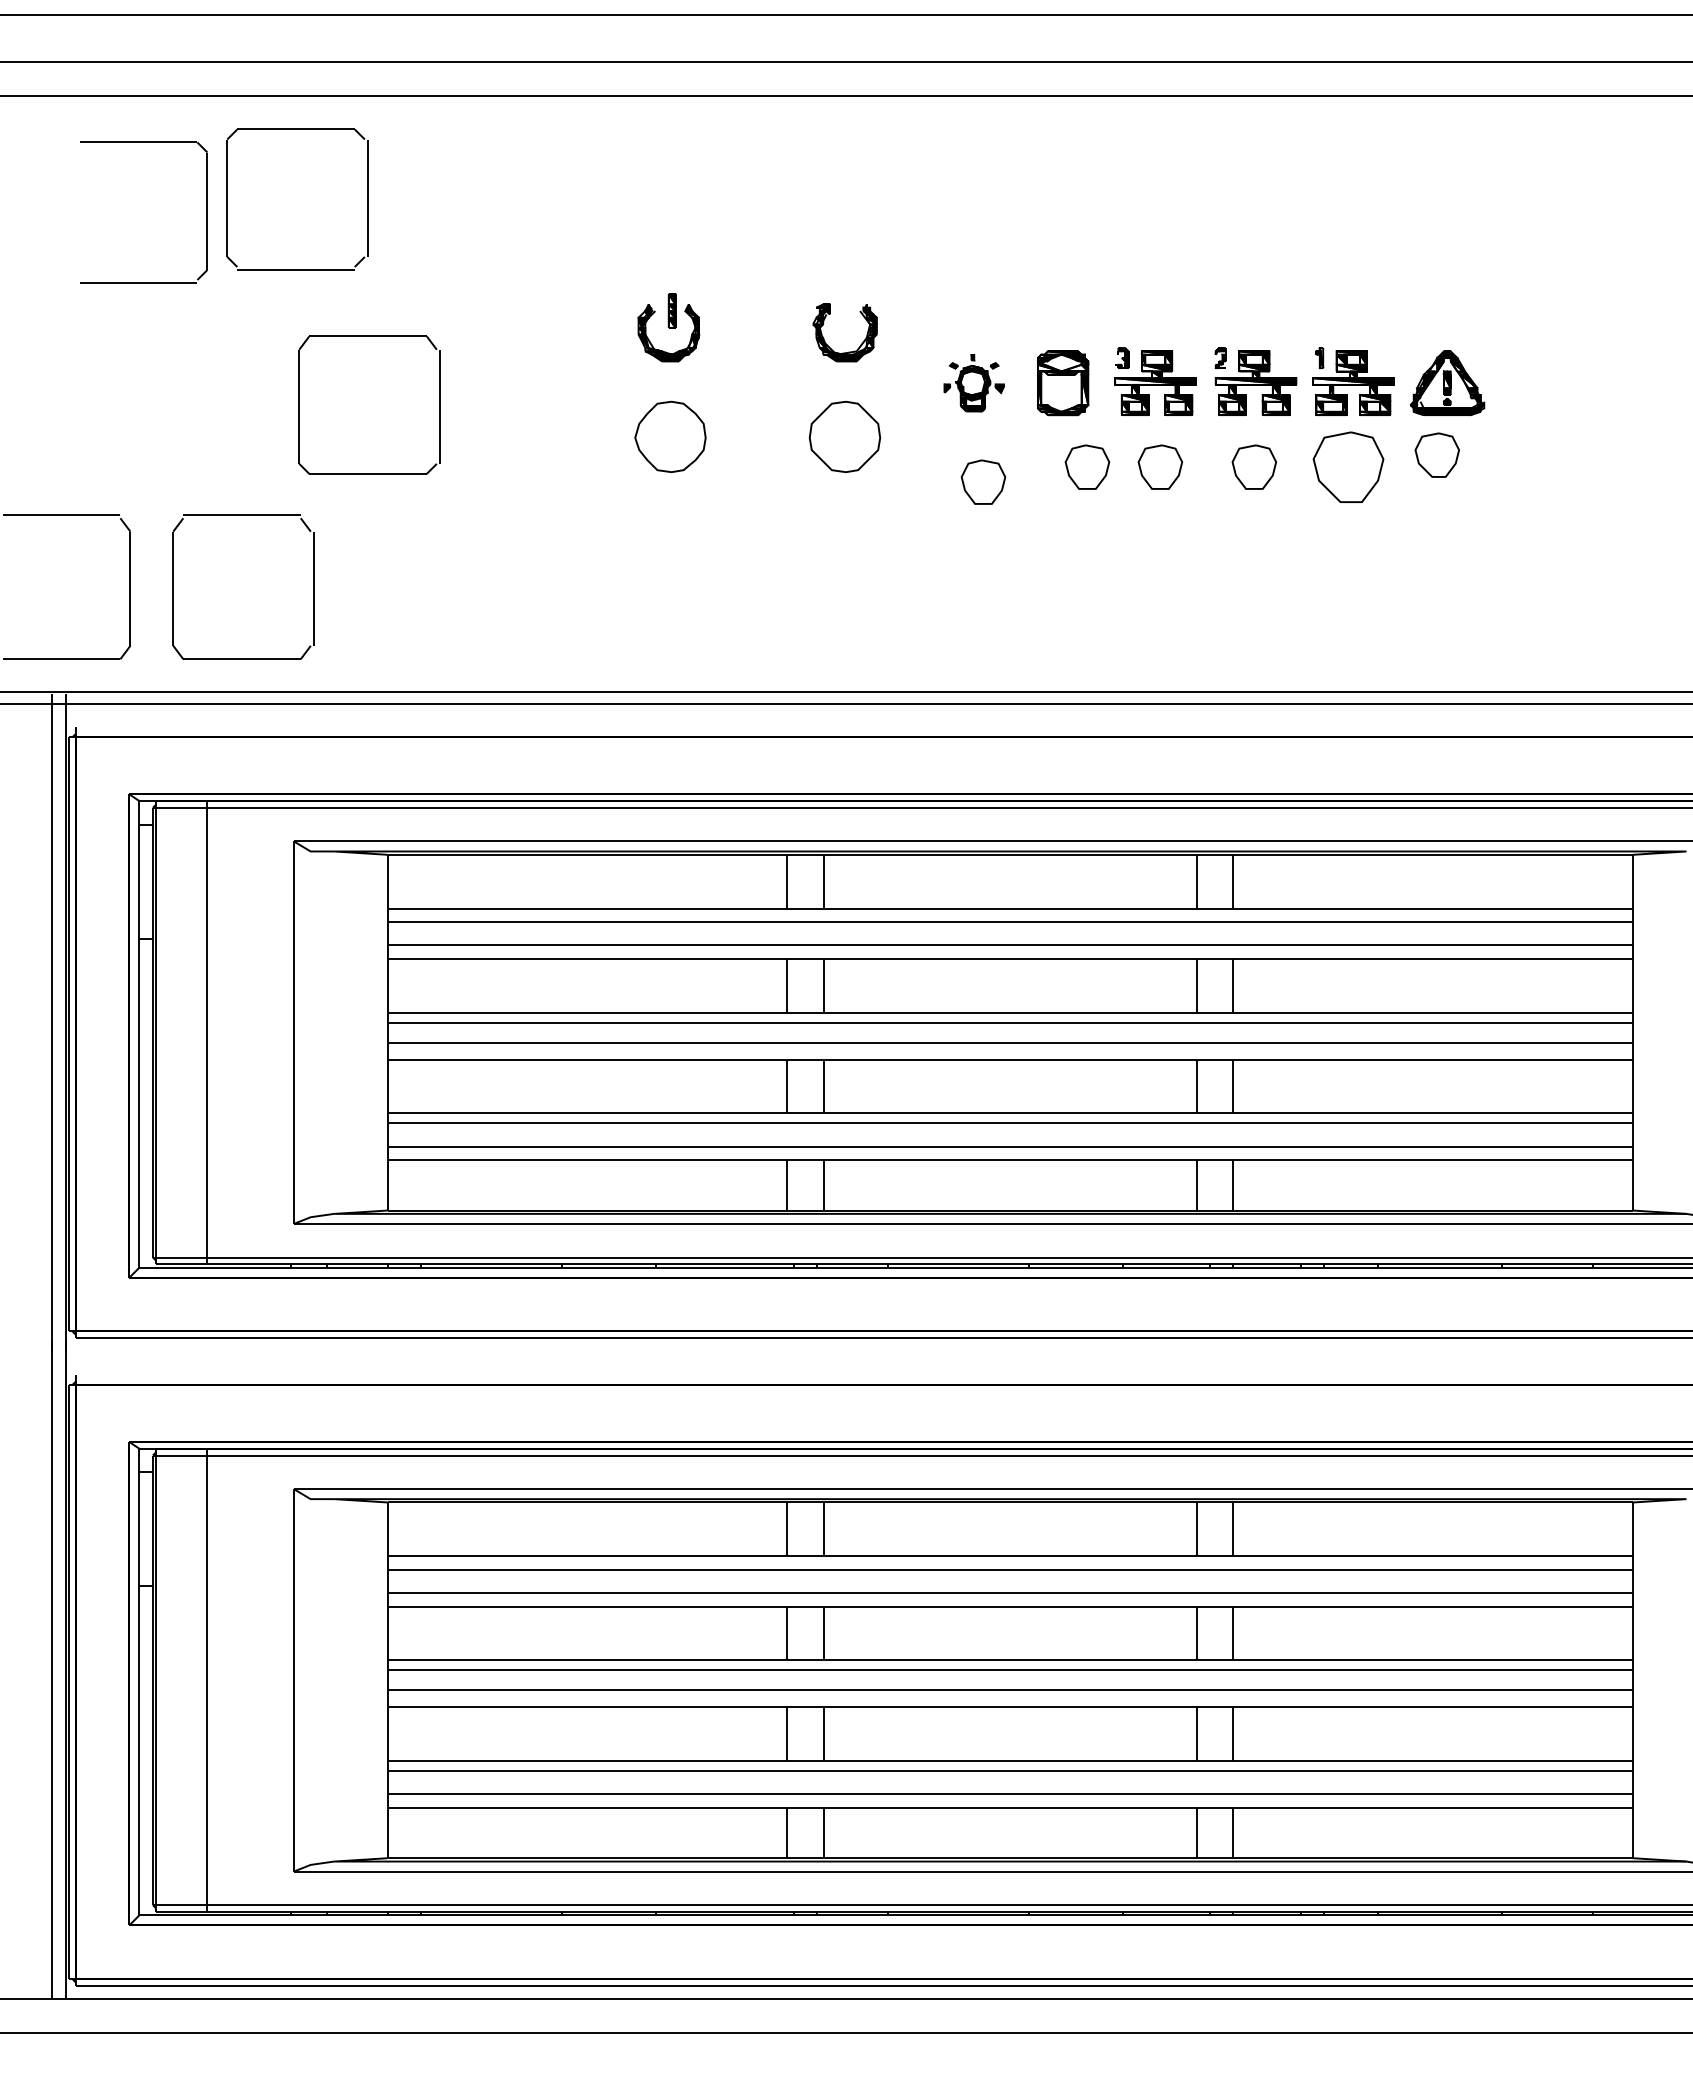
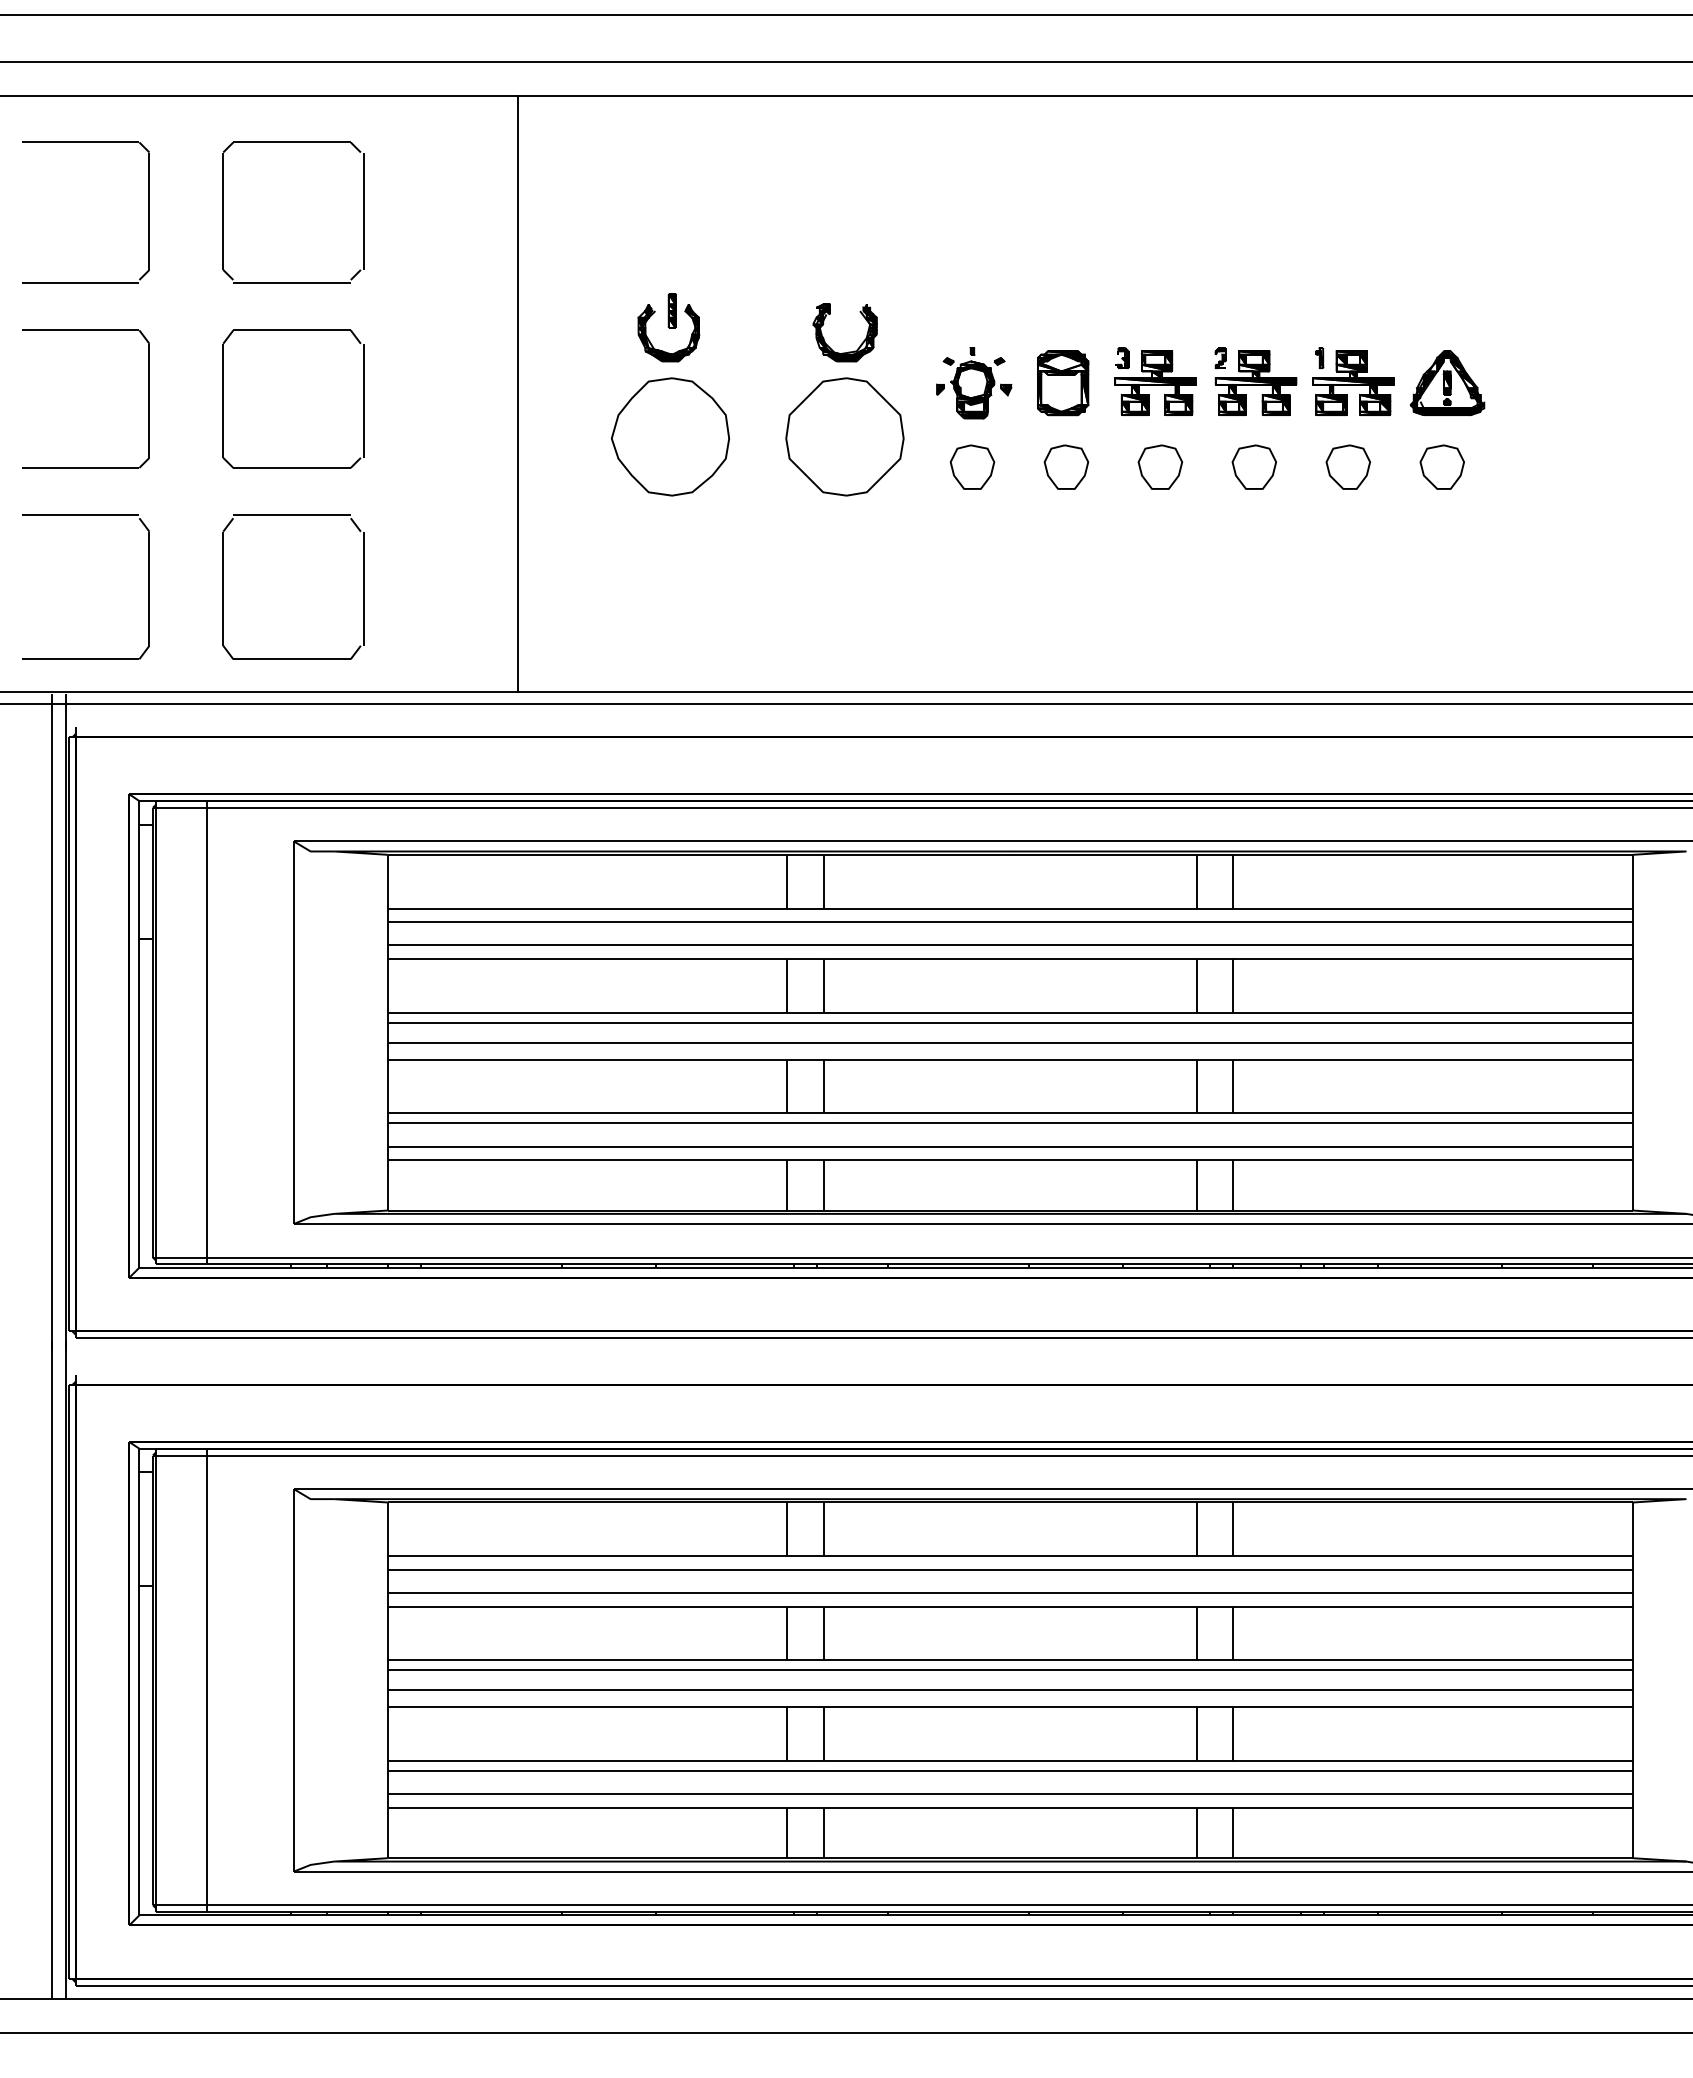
part position: (297, 129) -> (293, 142) (293, 142)
part position: (206, 212) -> (148, 212) (148, 212)
part position: (369, 336) -> (293, 330) (293, 330)
part size: 62x59 px -> 77x73 px (974, 383)
line: none -> present (517, 393)
part: none -> present (148, 398)
part size: 73x74 px -> 121x120 px (670, 436)
part size: 74x73 px -> 120x120 px (844, 436)
part position: (1436, 454) -> (1441, 466) (1441, 466)
part position: (1087, 466) -> (1066, 466) (1066, 466)
part size: 73x72 px -> 46x46 px (1347, 466)
part position: (983, 481) -> (972, 466) (972, 466)
part position: (129, 586) -> (148, 586) (148, 586)
part position: (173, 586) -> (223, 586) (223, 586)
